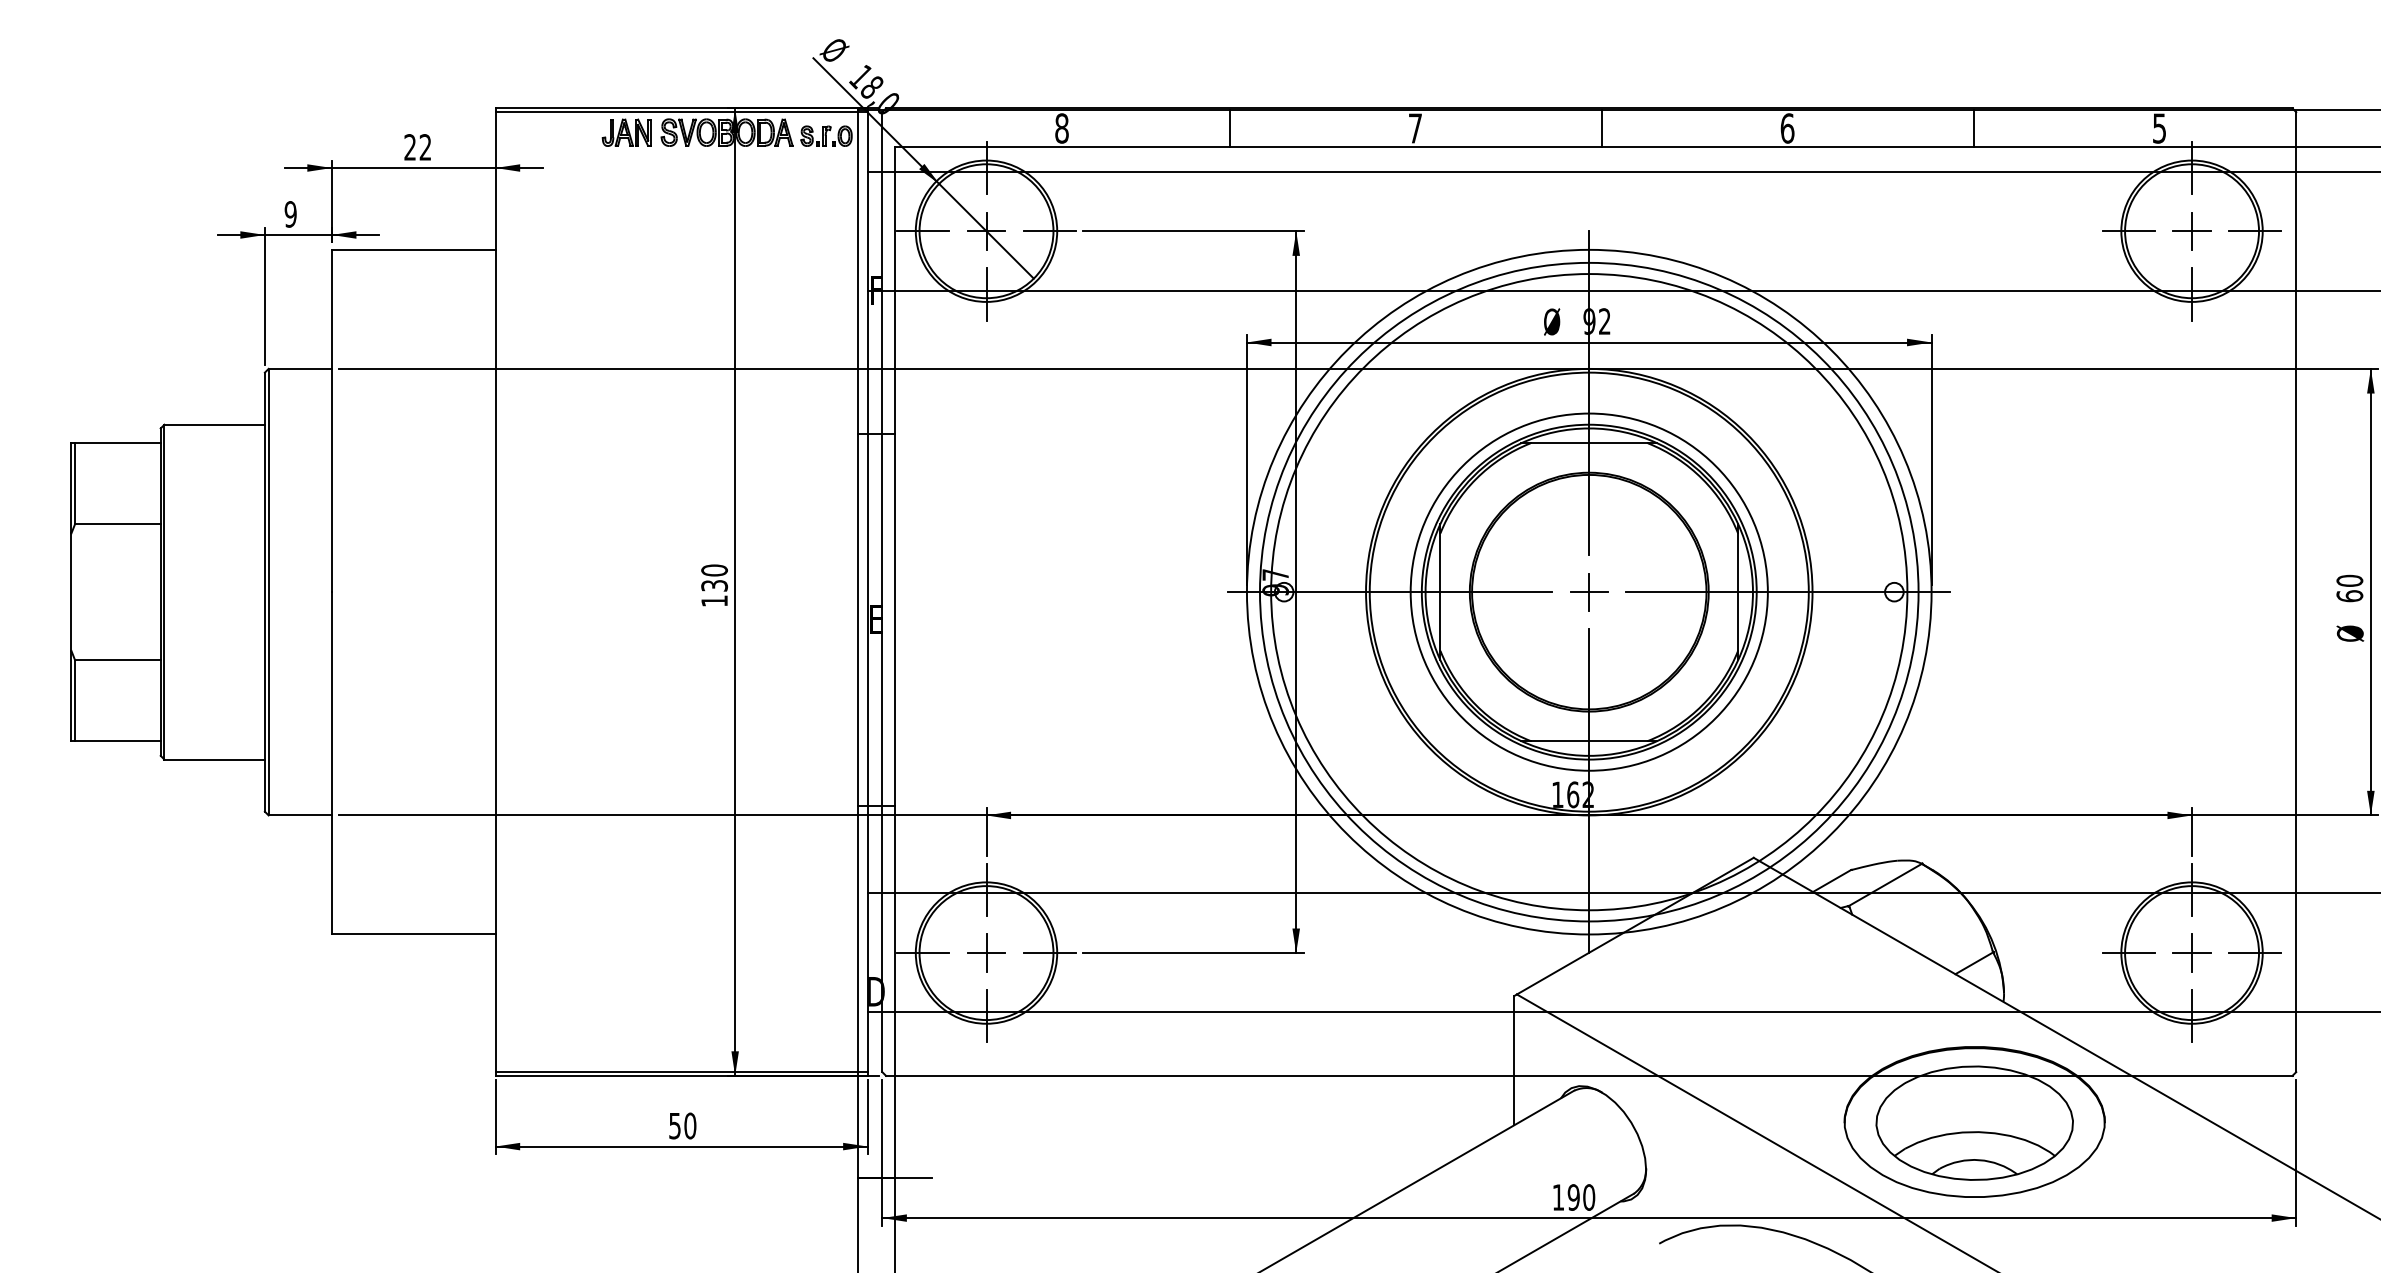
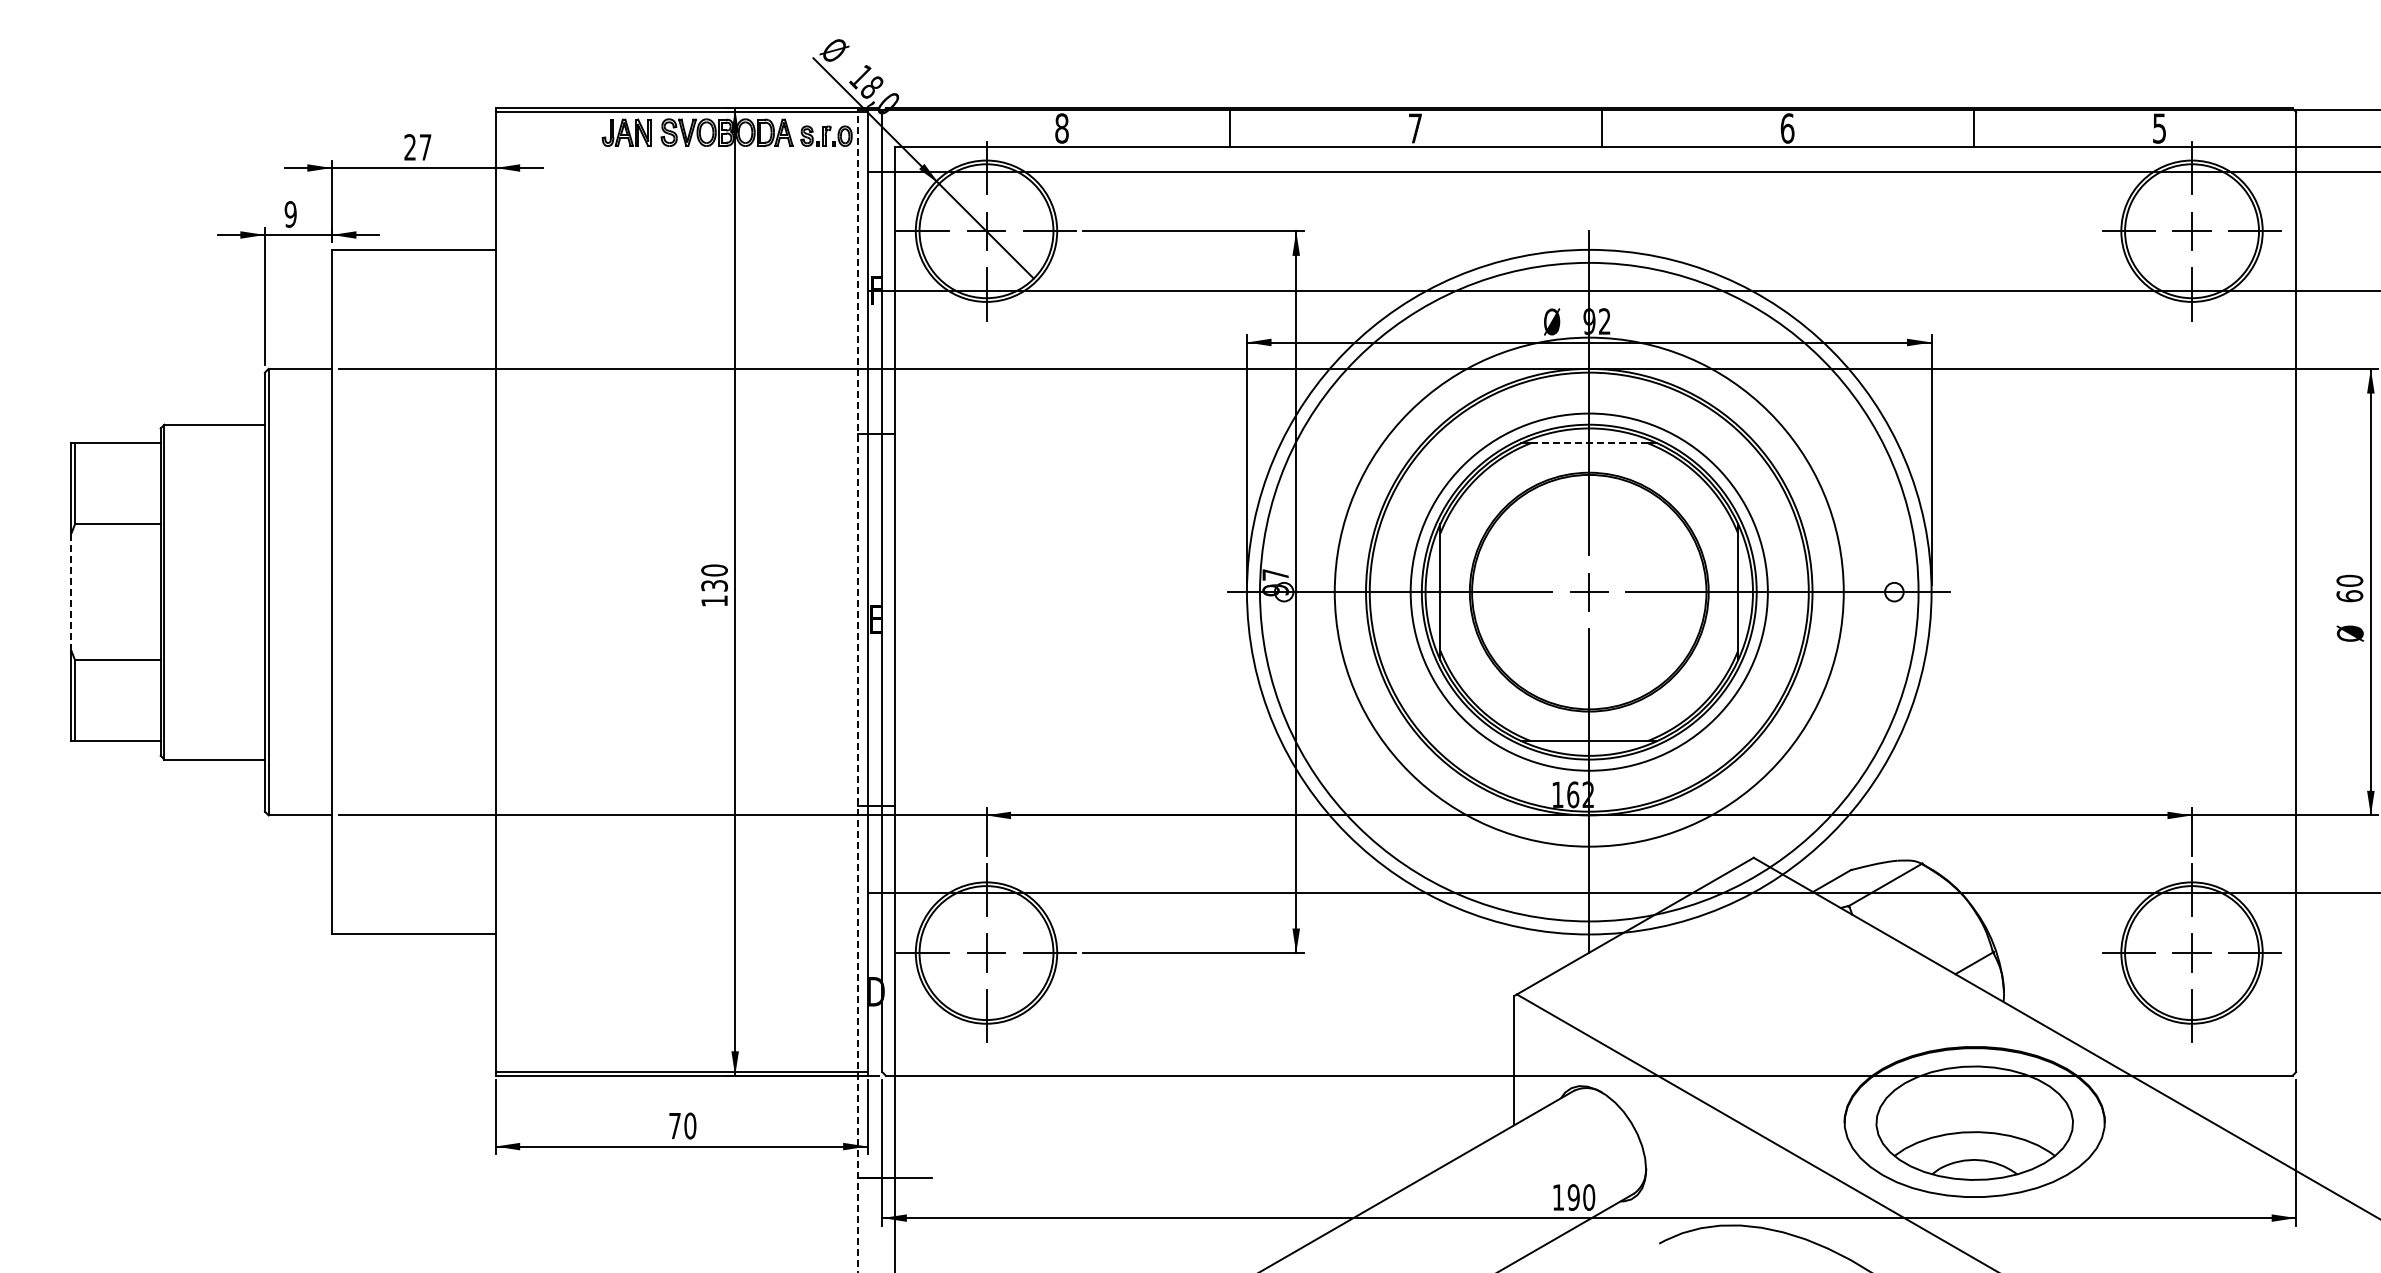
text: 22 -> 27 (425, 147)
line: solid -> dashed (1589, 443)
line: solid -> dashed (71, 592)
circle diameter: 636 px -> 509 px (1588, 591)
line: solid -> dashed (857, 690)
line: present -> none (1622, 1012)
text: 50 -> 70 (674, 1126)
